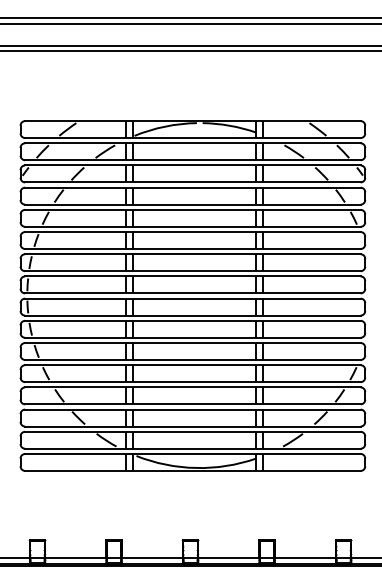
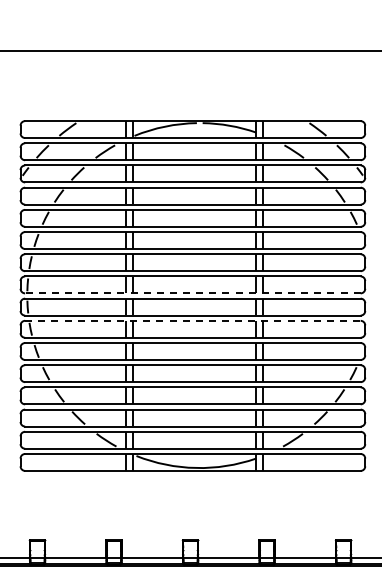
line: present -> none (190, 17)
line: present -> none (190, 24)
line: present -> none (190, 45)
line: solid -> dashed (192, 293)
line: solid -> dashed (192, 320)
